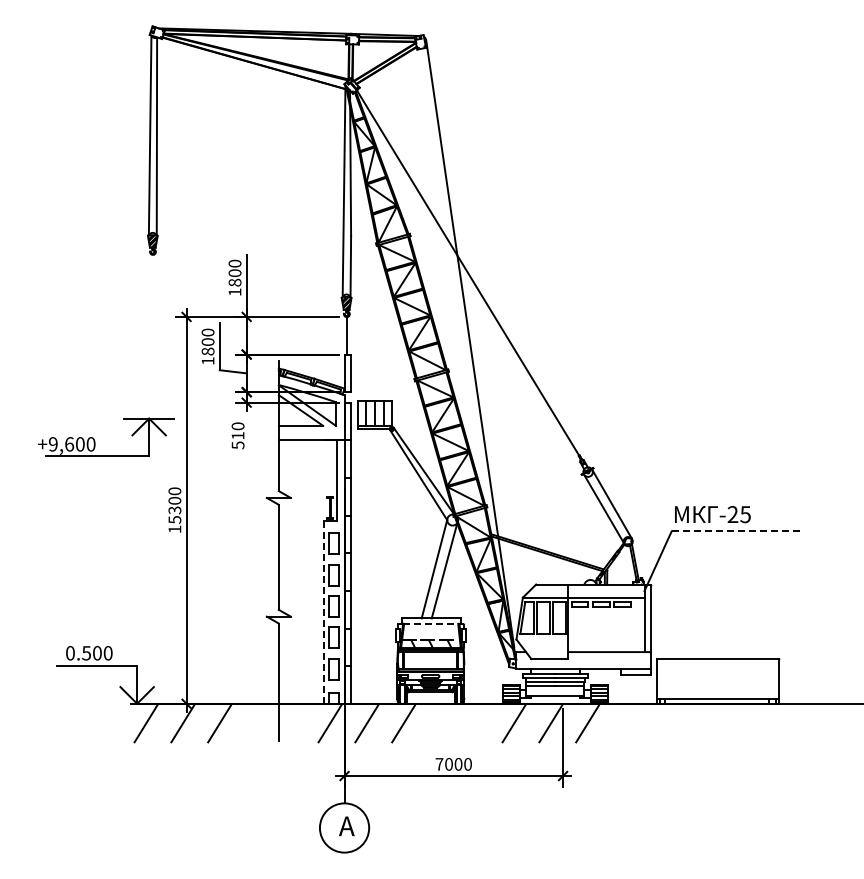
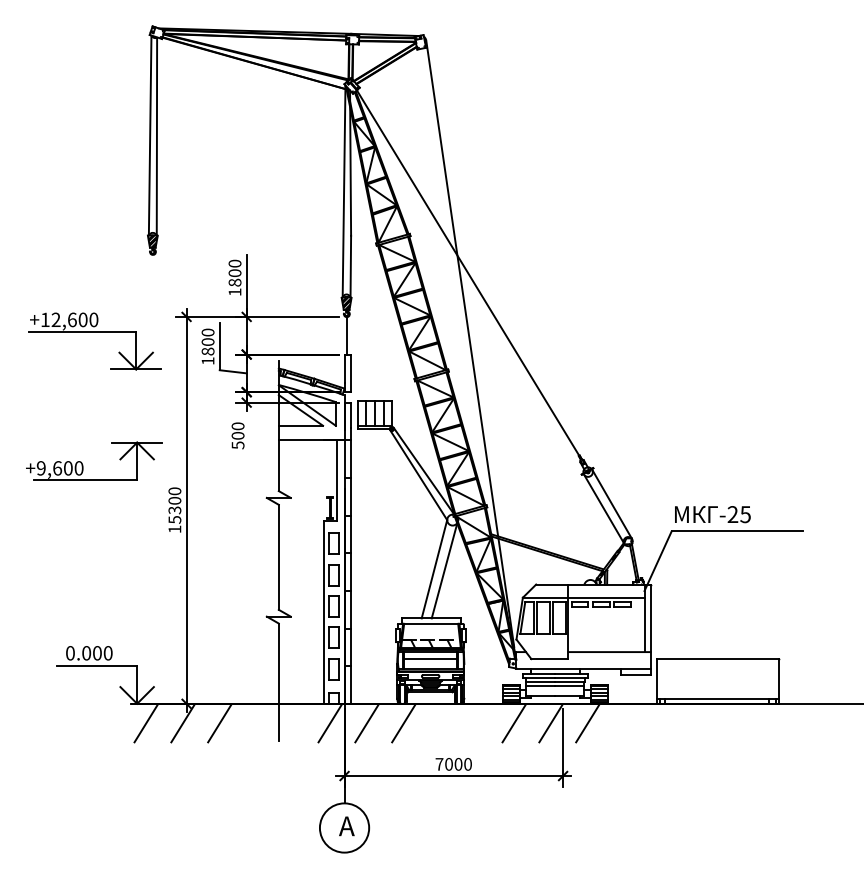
part: none -> present (94, 332)
text: 510 -> 500 (237, 435)
part position: (95, 441) -> (83, 465) (83, 465)
line: dashed -> solid (737, 531)
line: dashed -> solid (323, 611)
line: dashed -> solid (431, 623)
text: 0.500 -> 0.000 (86, 653)
line: none -> present (430, 658)
